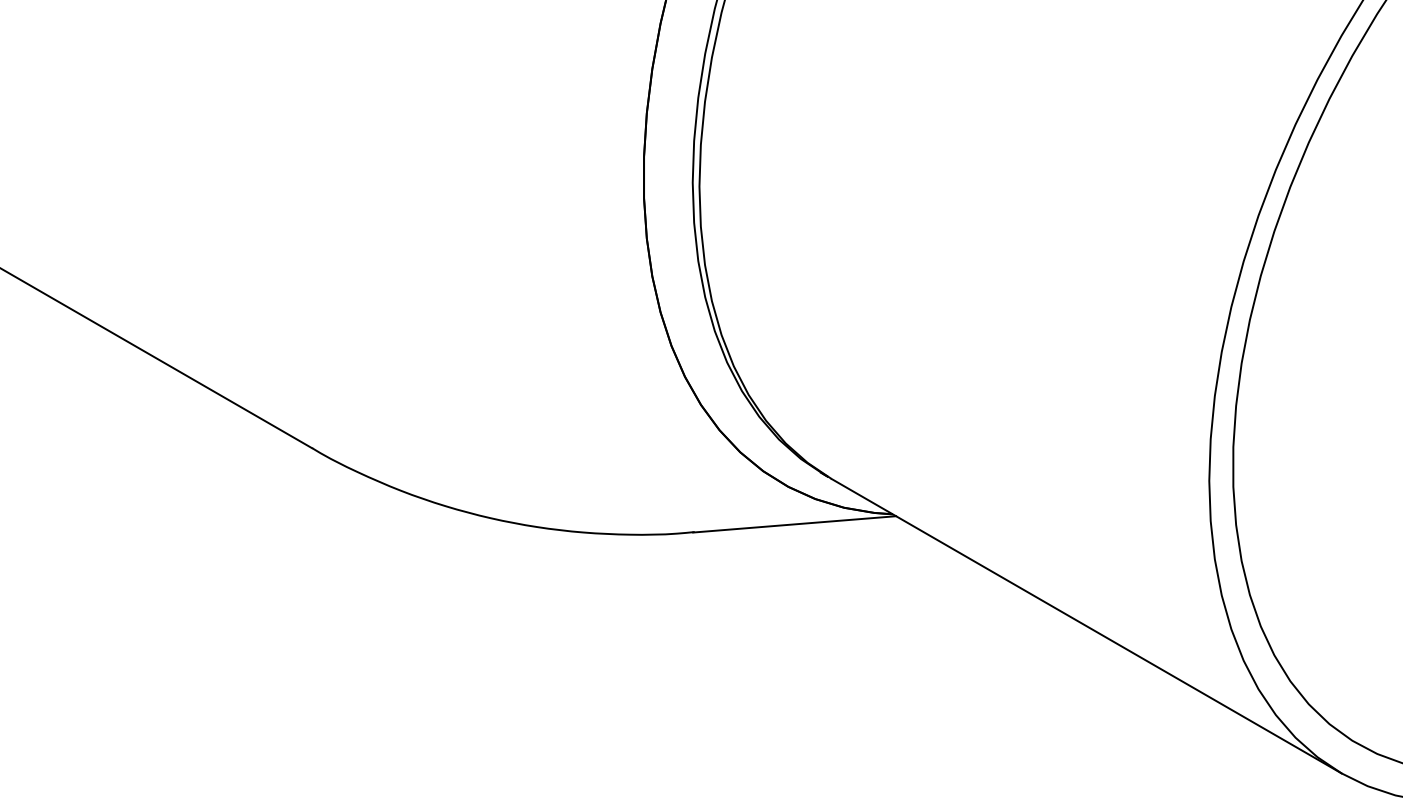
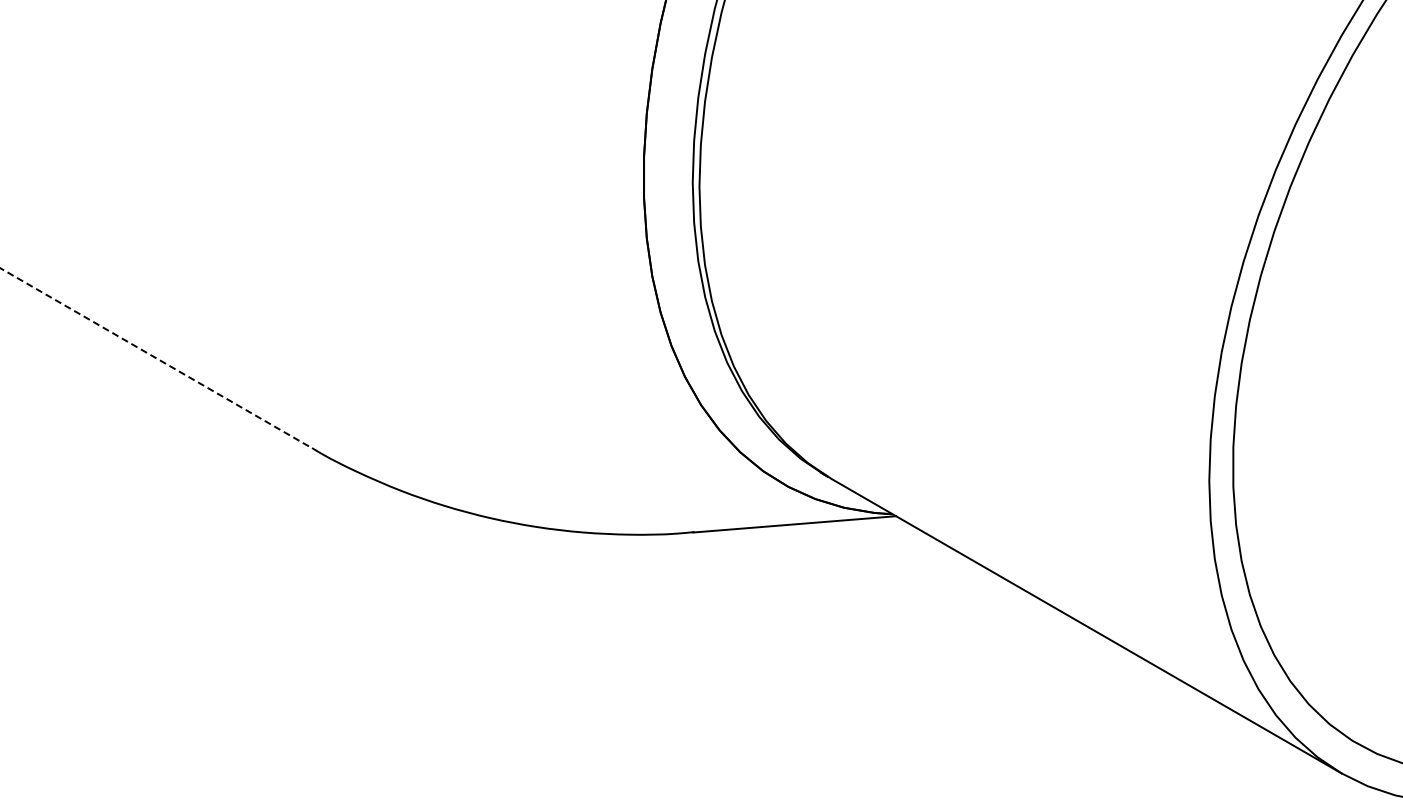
line: solid -> dashed (156, 358)
